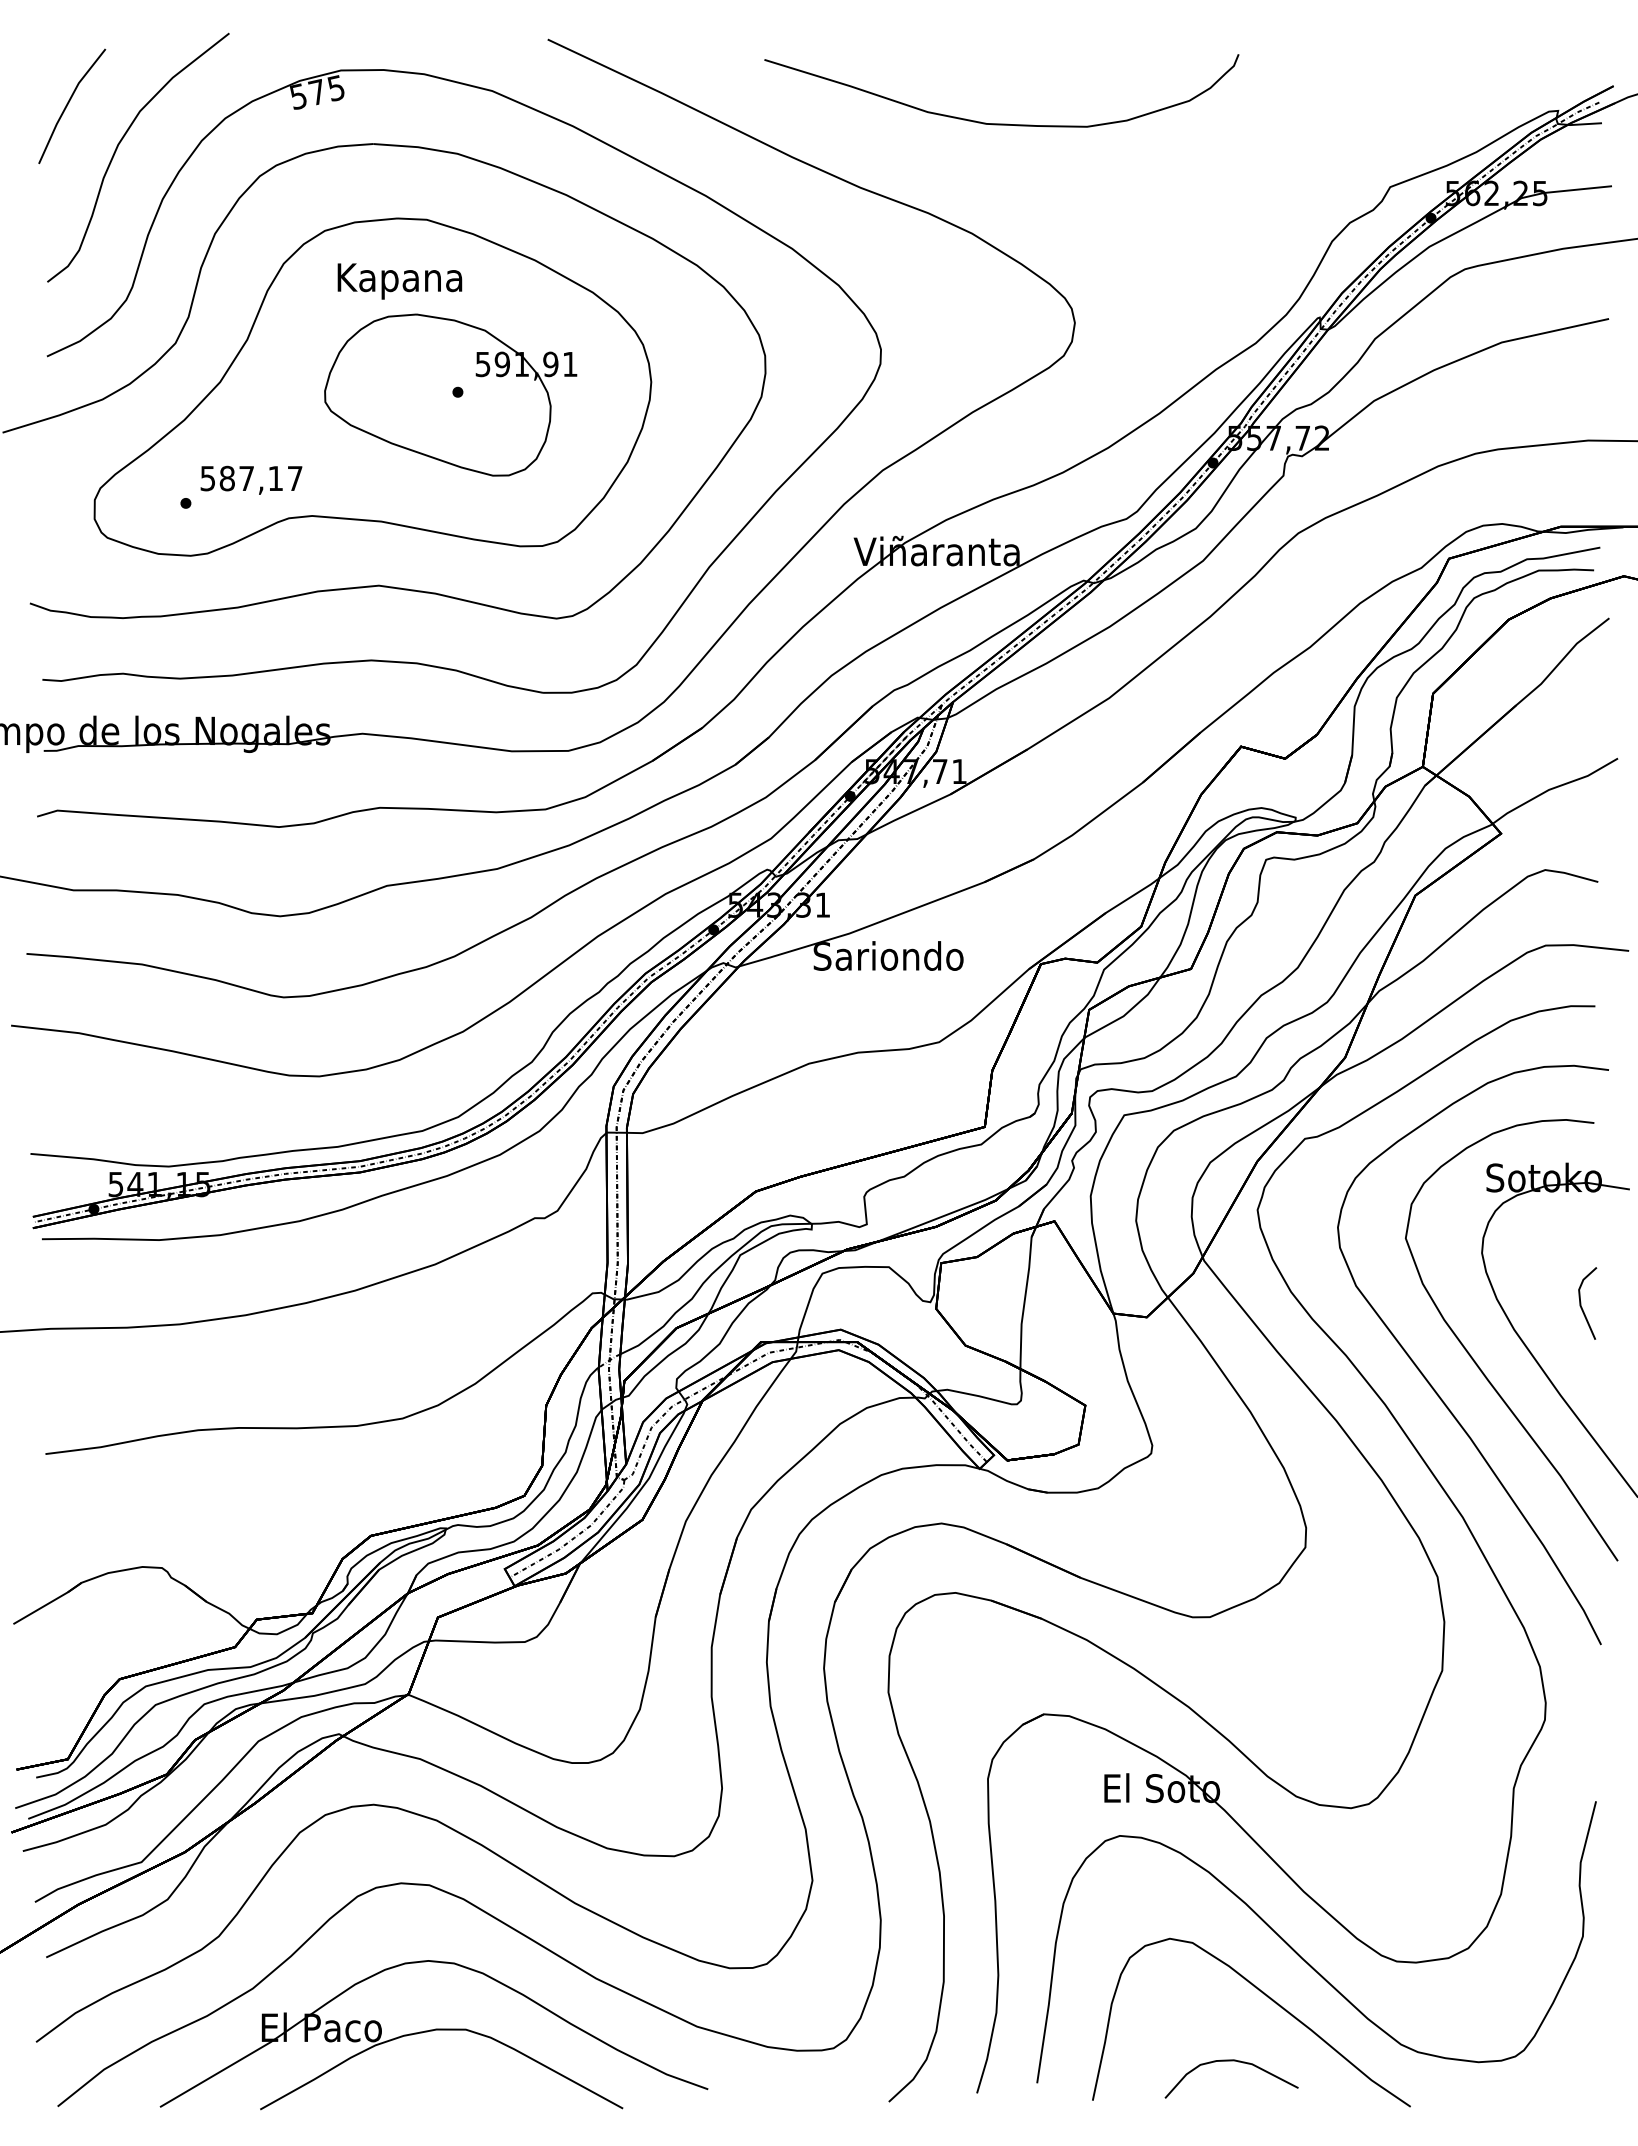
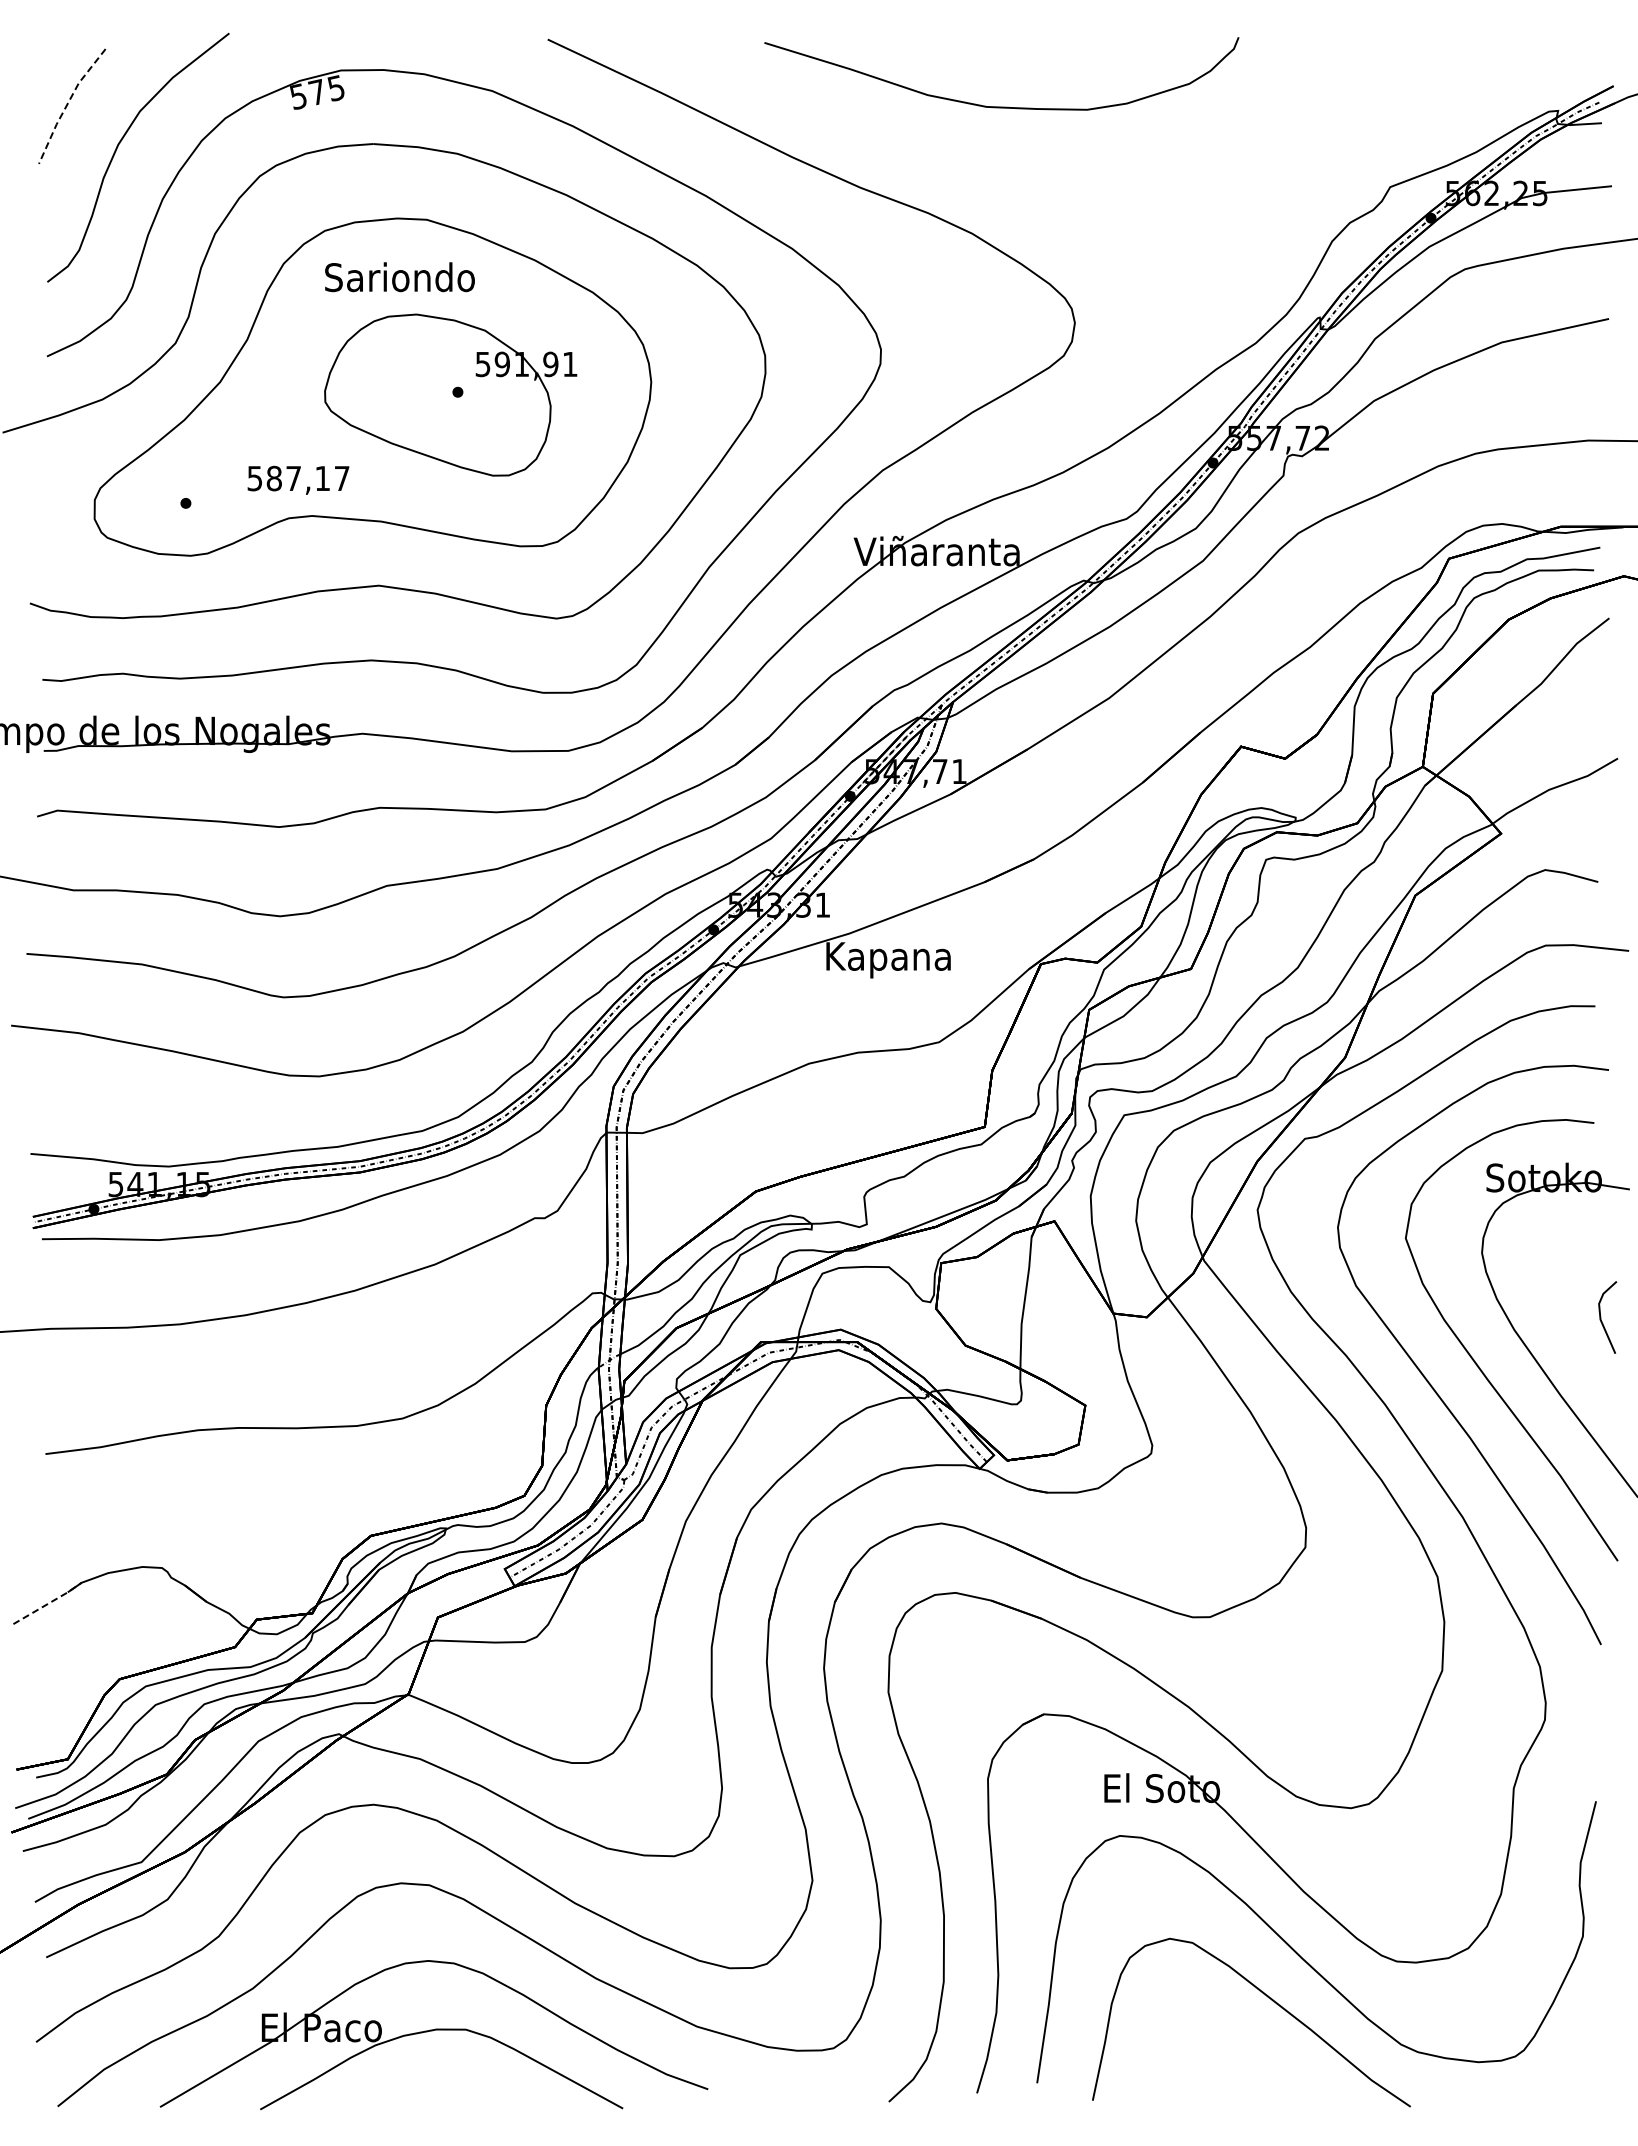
line: solid -> dashed (67, 104)
curve position: (1001, 123) -> (1001, 106) (1001, 106)
text: Kapana -> Sariondo (399, 280)
text position: (251, 479) -> (298, 479) (298, 479)
text: Sariondo -> Kapana (888, 959)
line position: (1581, 1303) -> (1601, 1317) (1601, 1317)
line: solid -> dashed (48, 1603)
curve: present -> none (1231, 2061)
